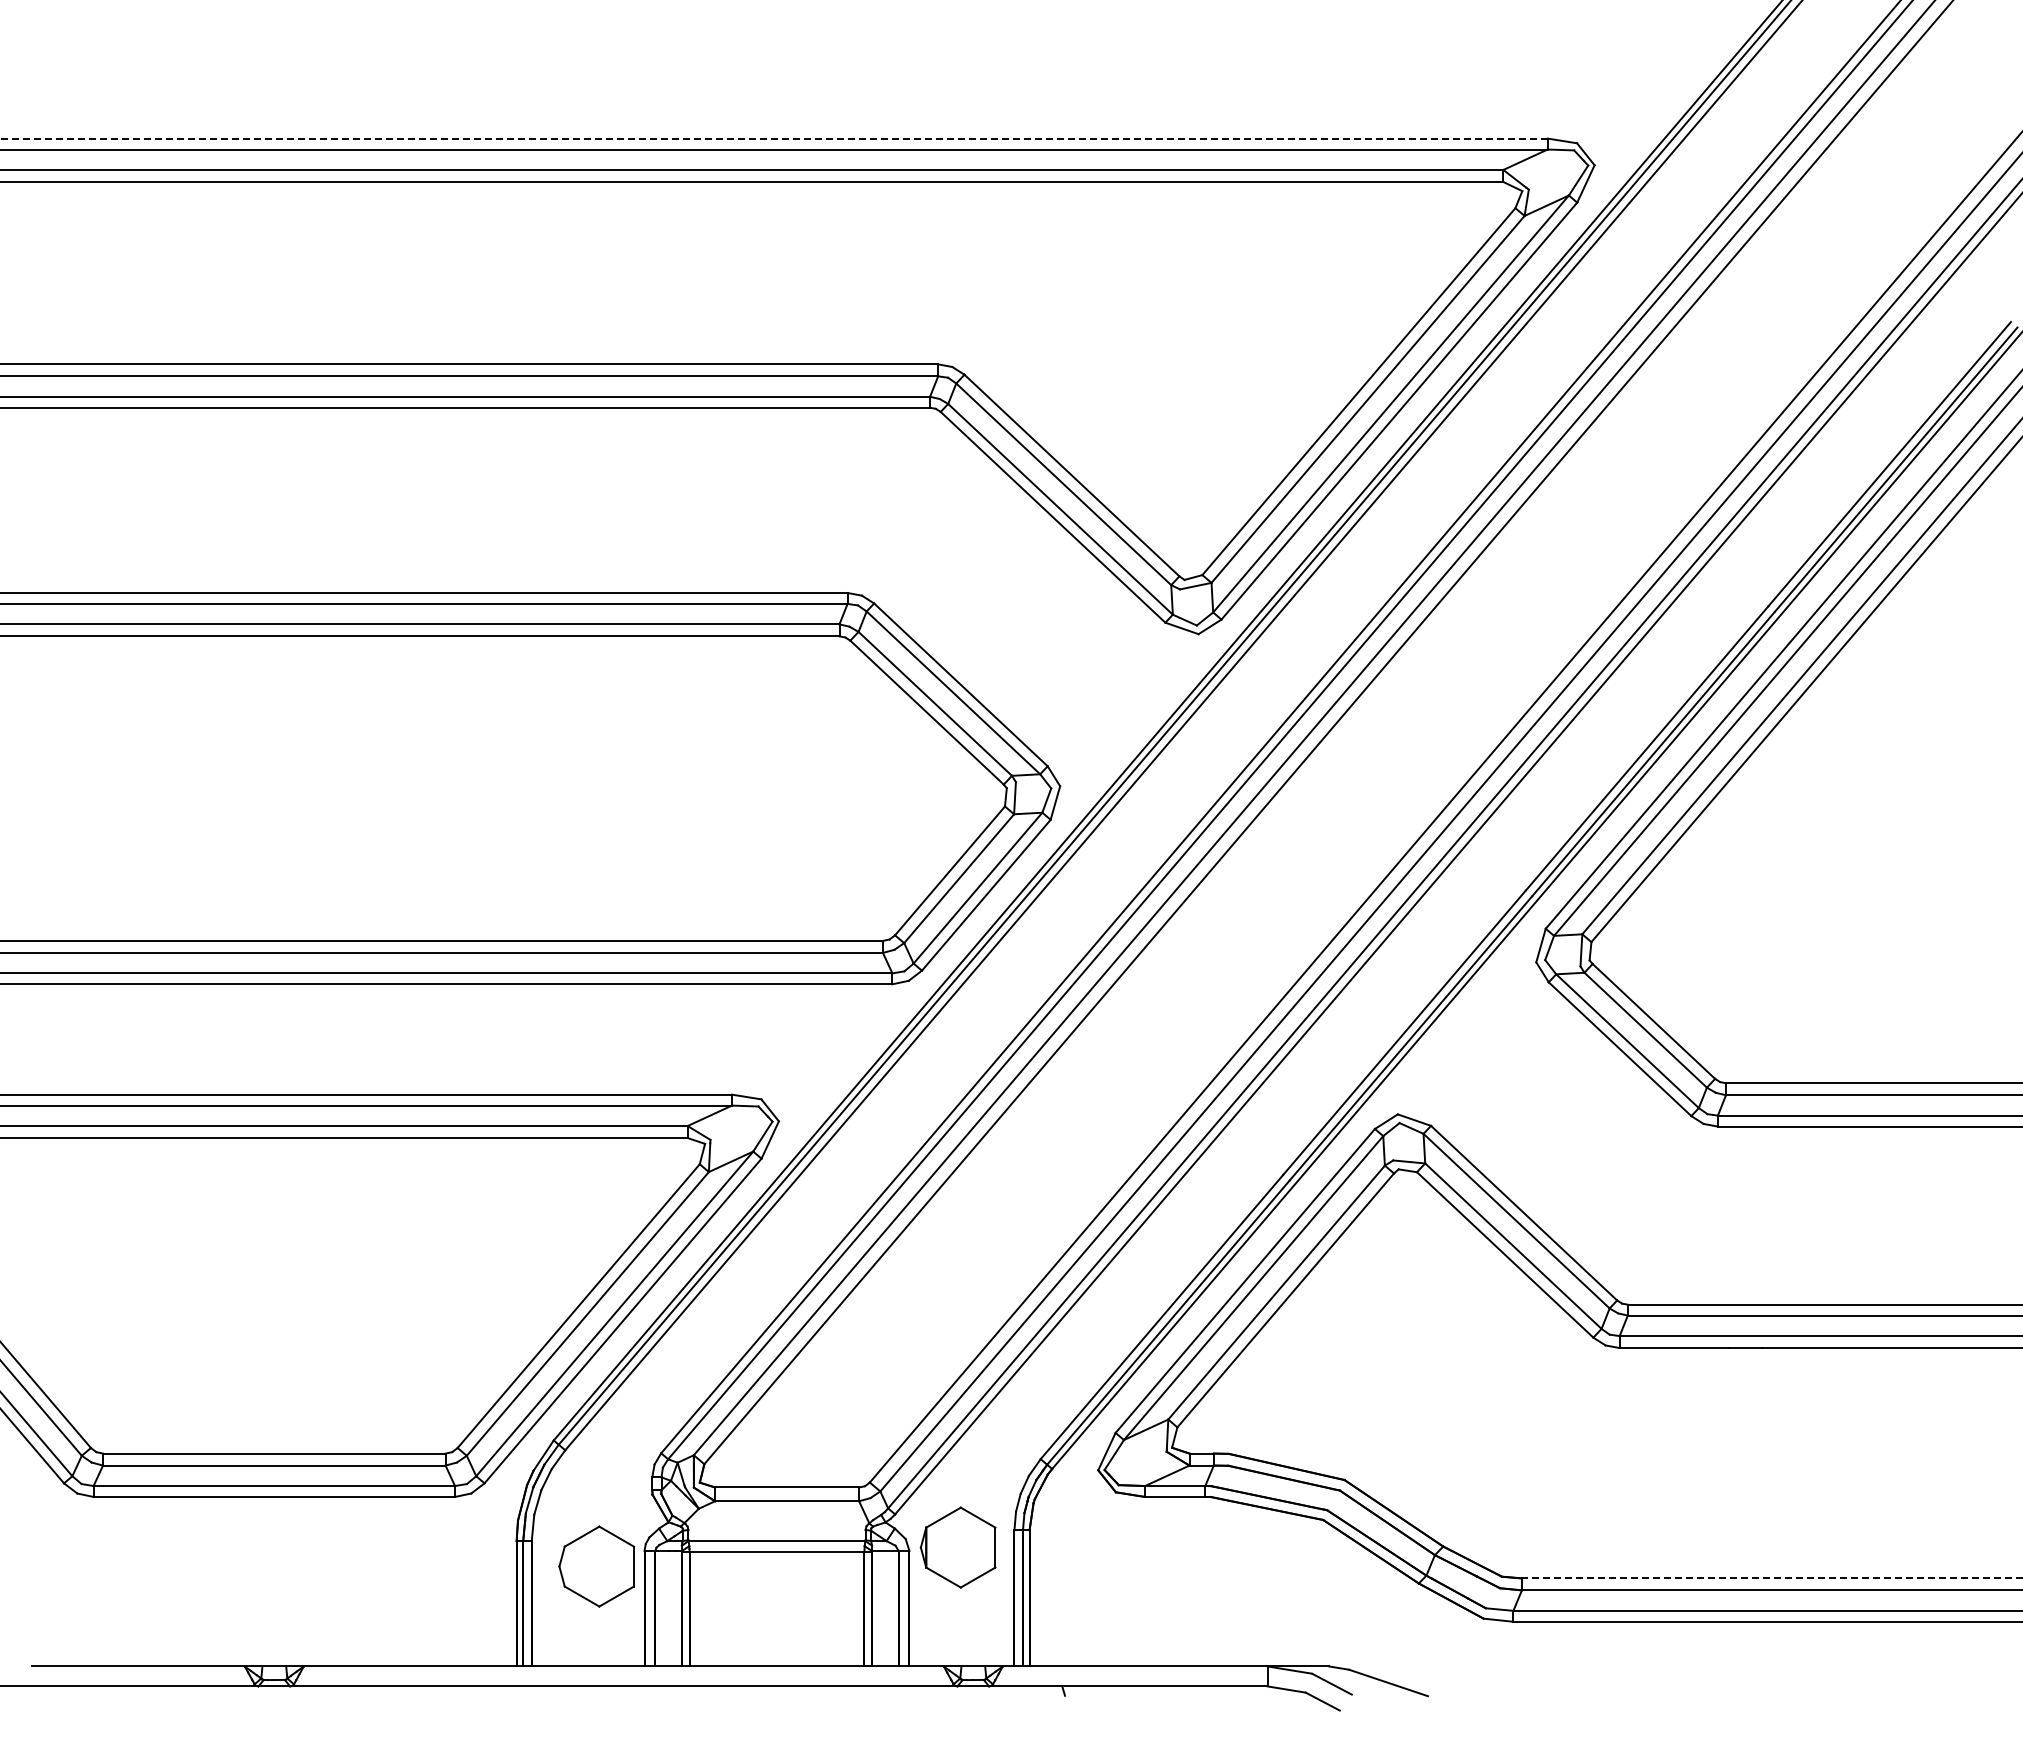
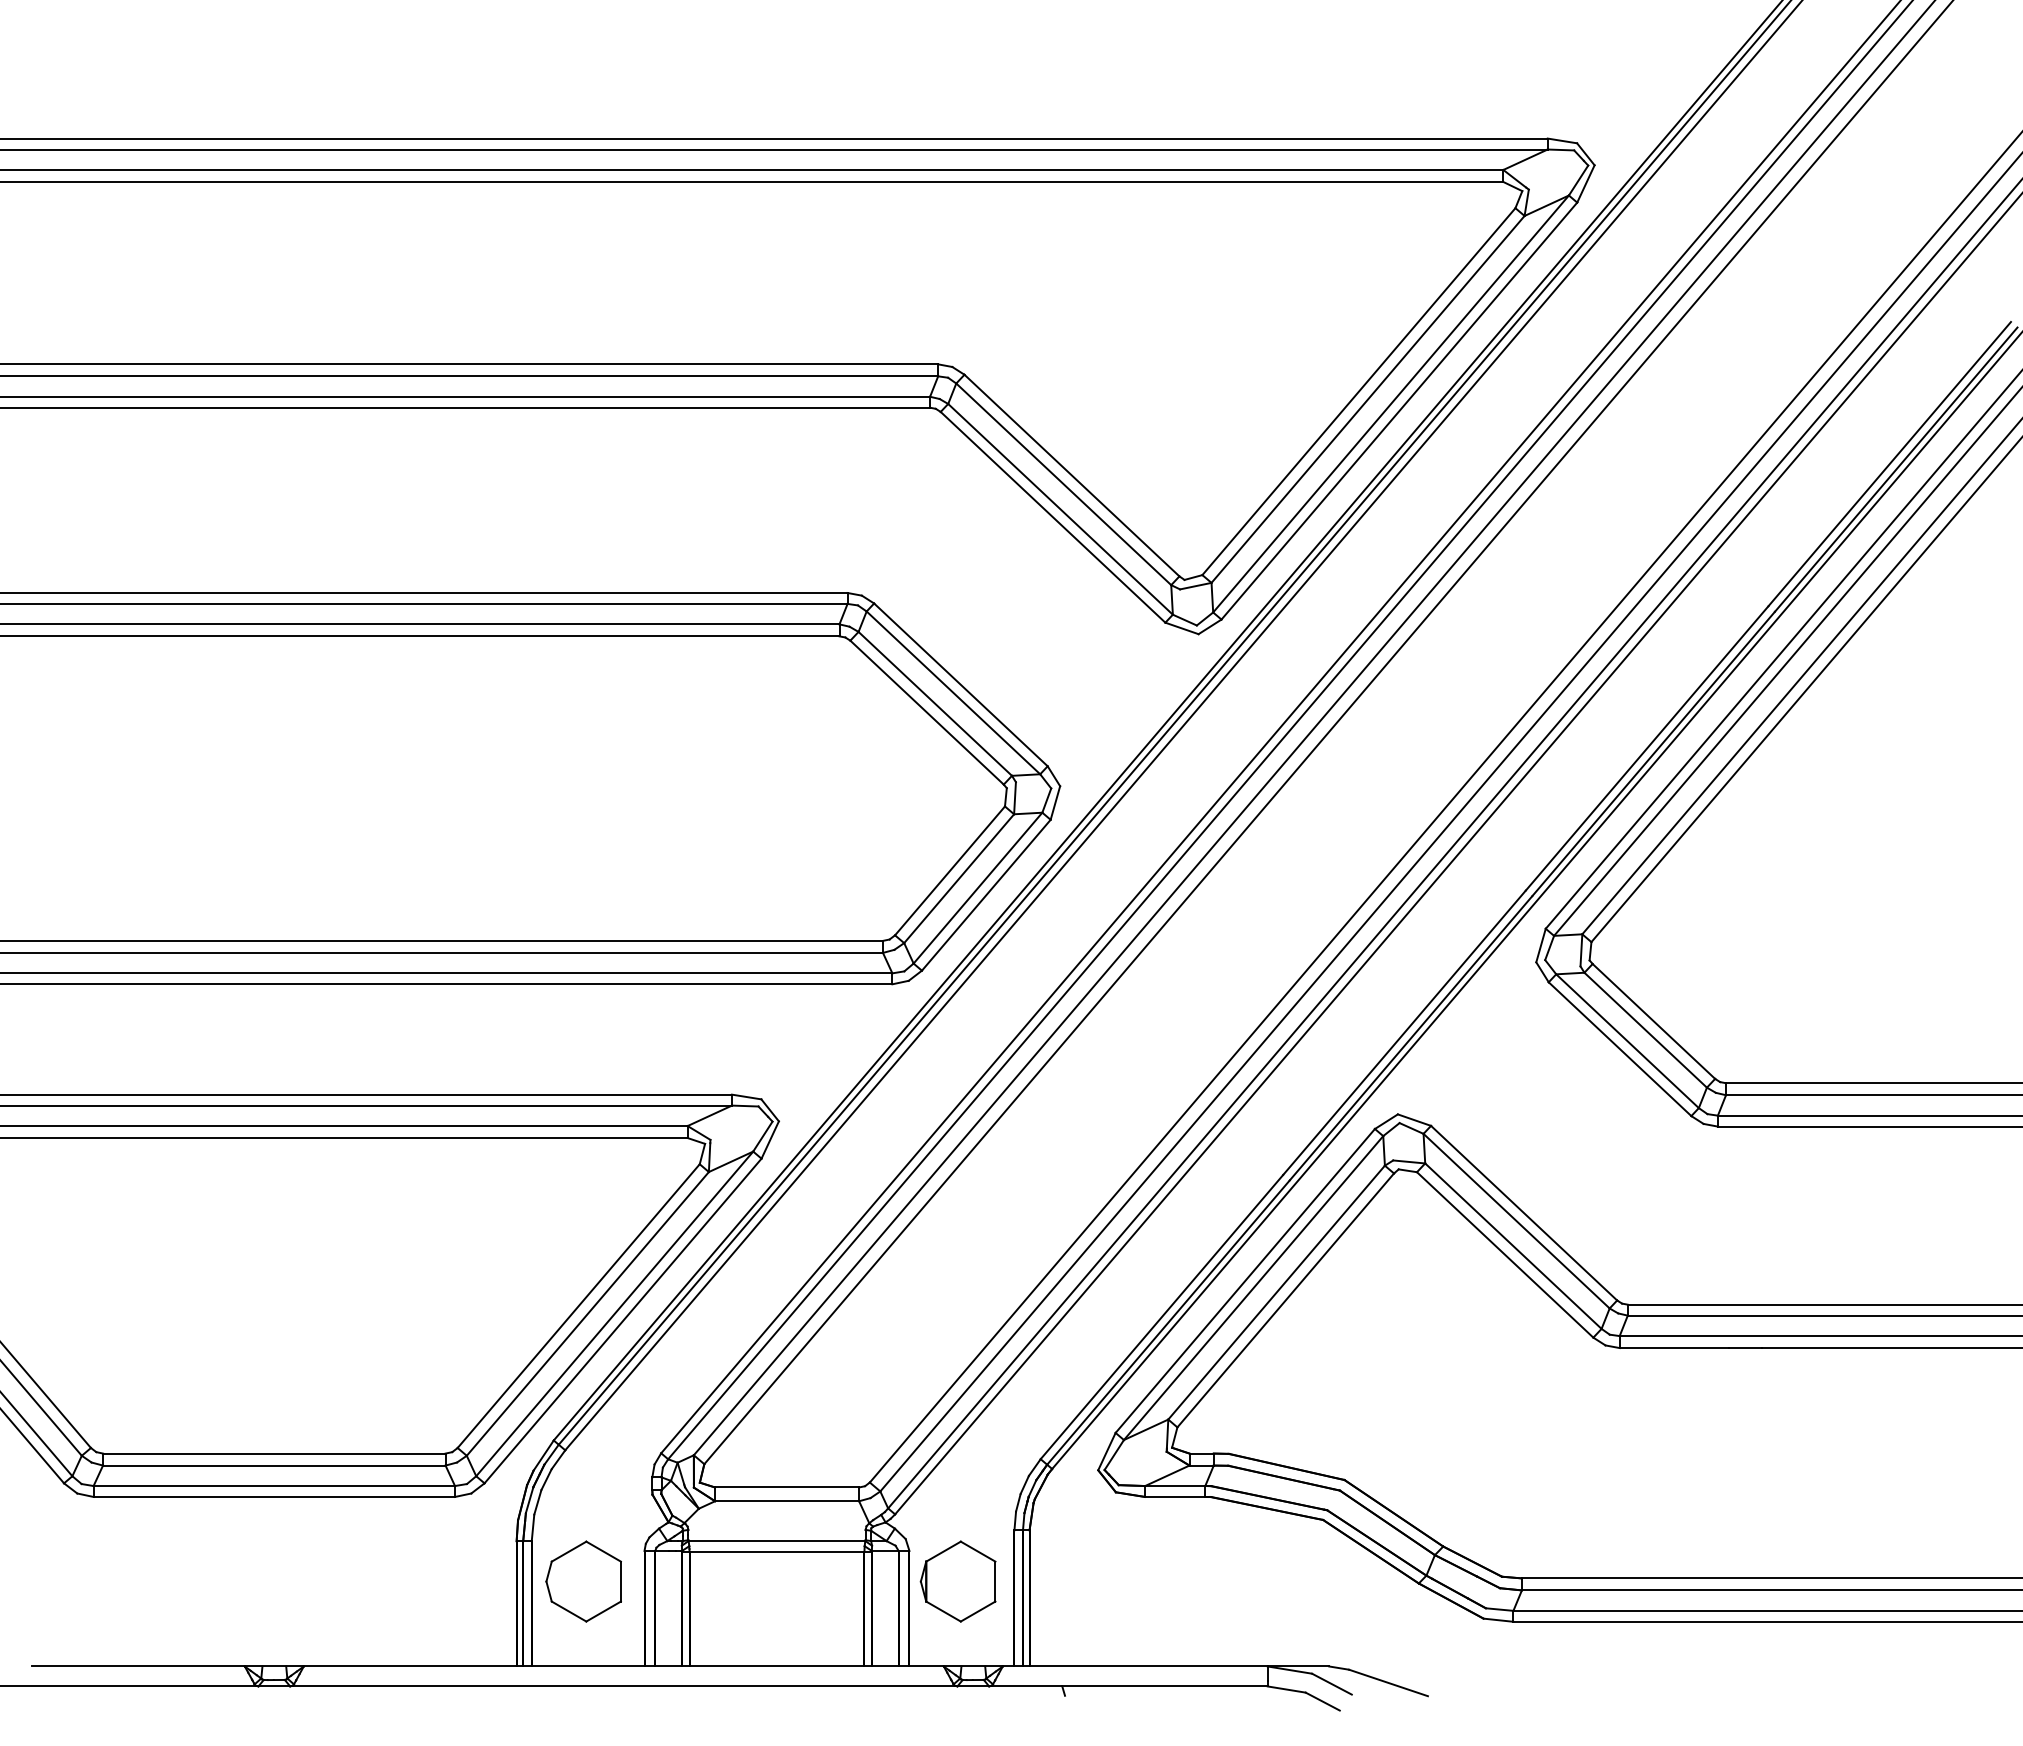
line: dashed -> solid (773, 138)
part position: (957, 1547) -> (957, 1581) (957, 1581)
part position: (596, 1566) -> (583, 1581) (583, 1581)
line: dashed -> solid (1771, 1578)
